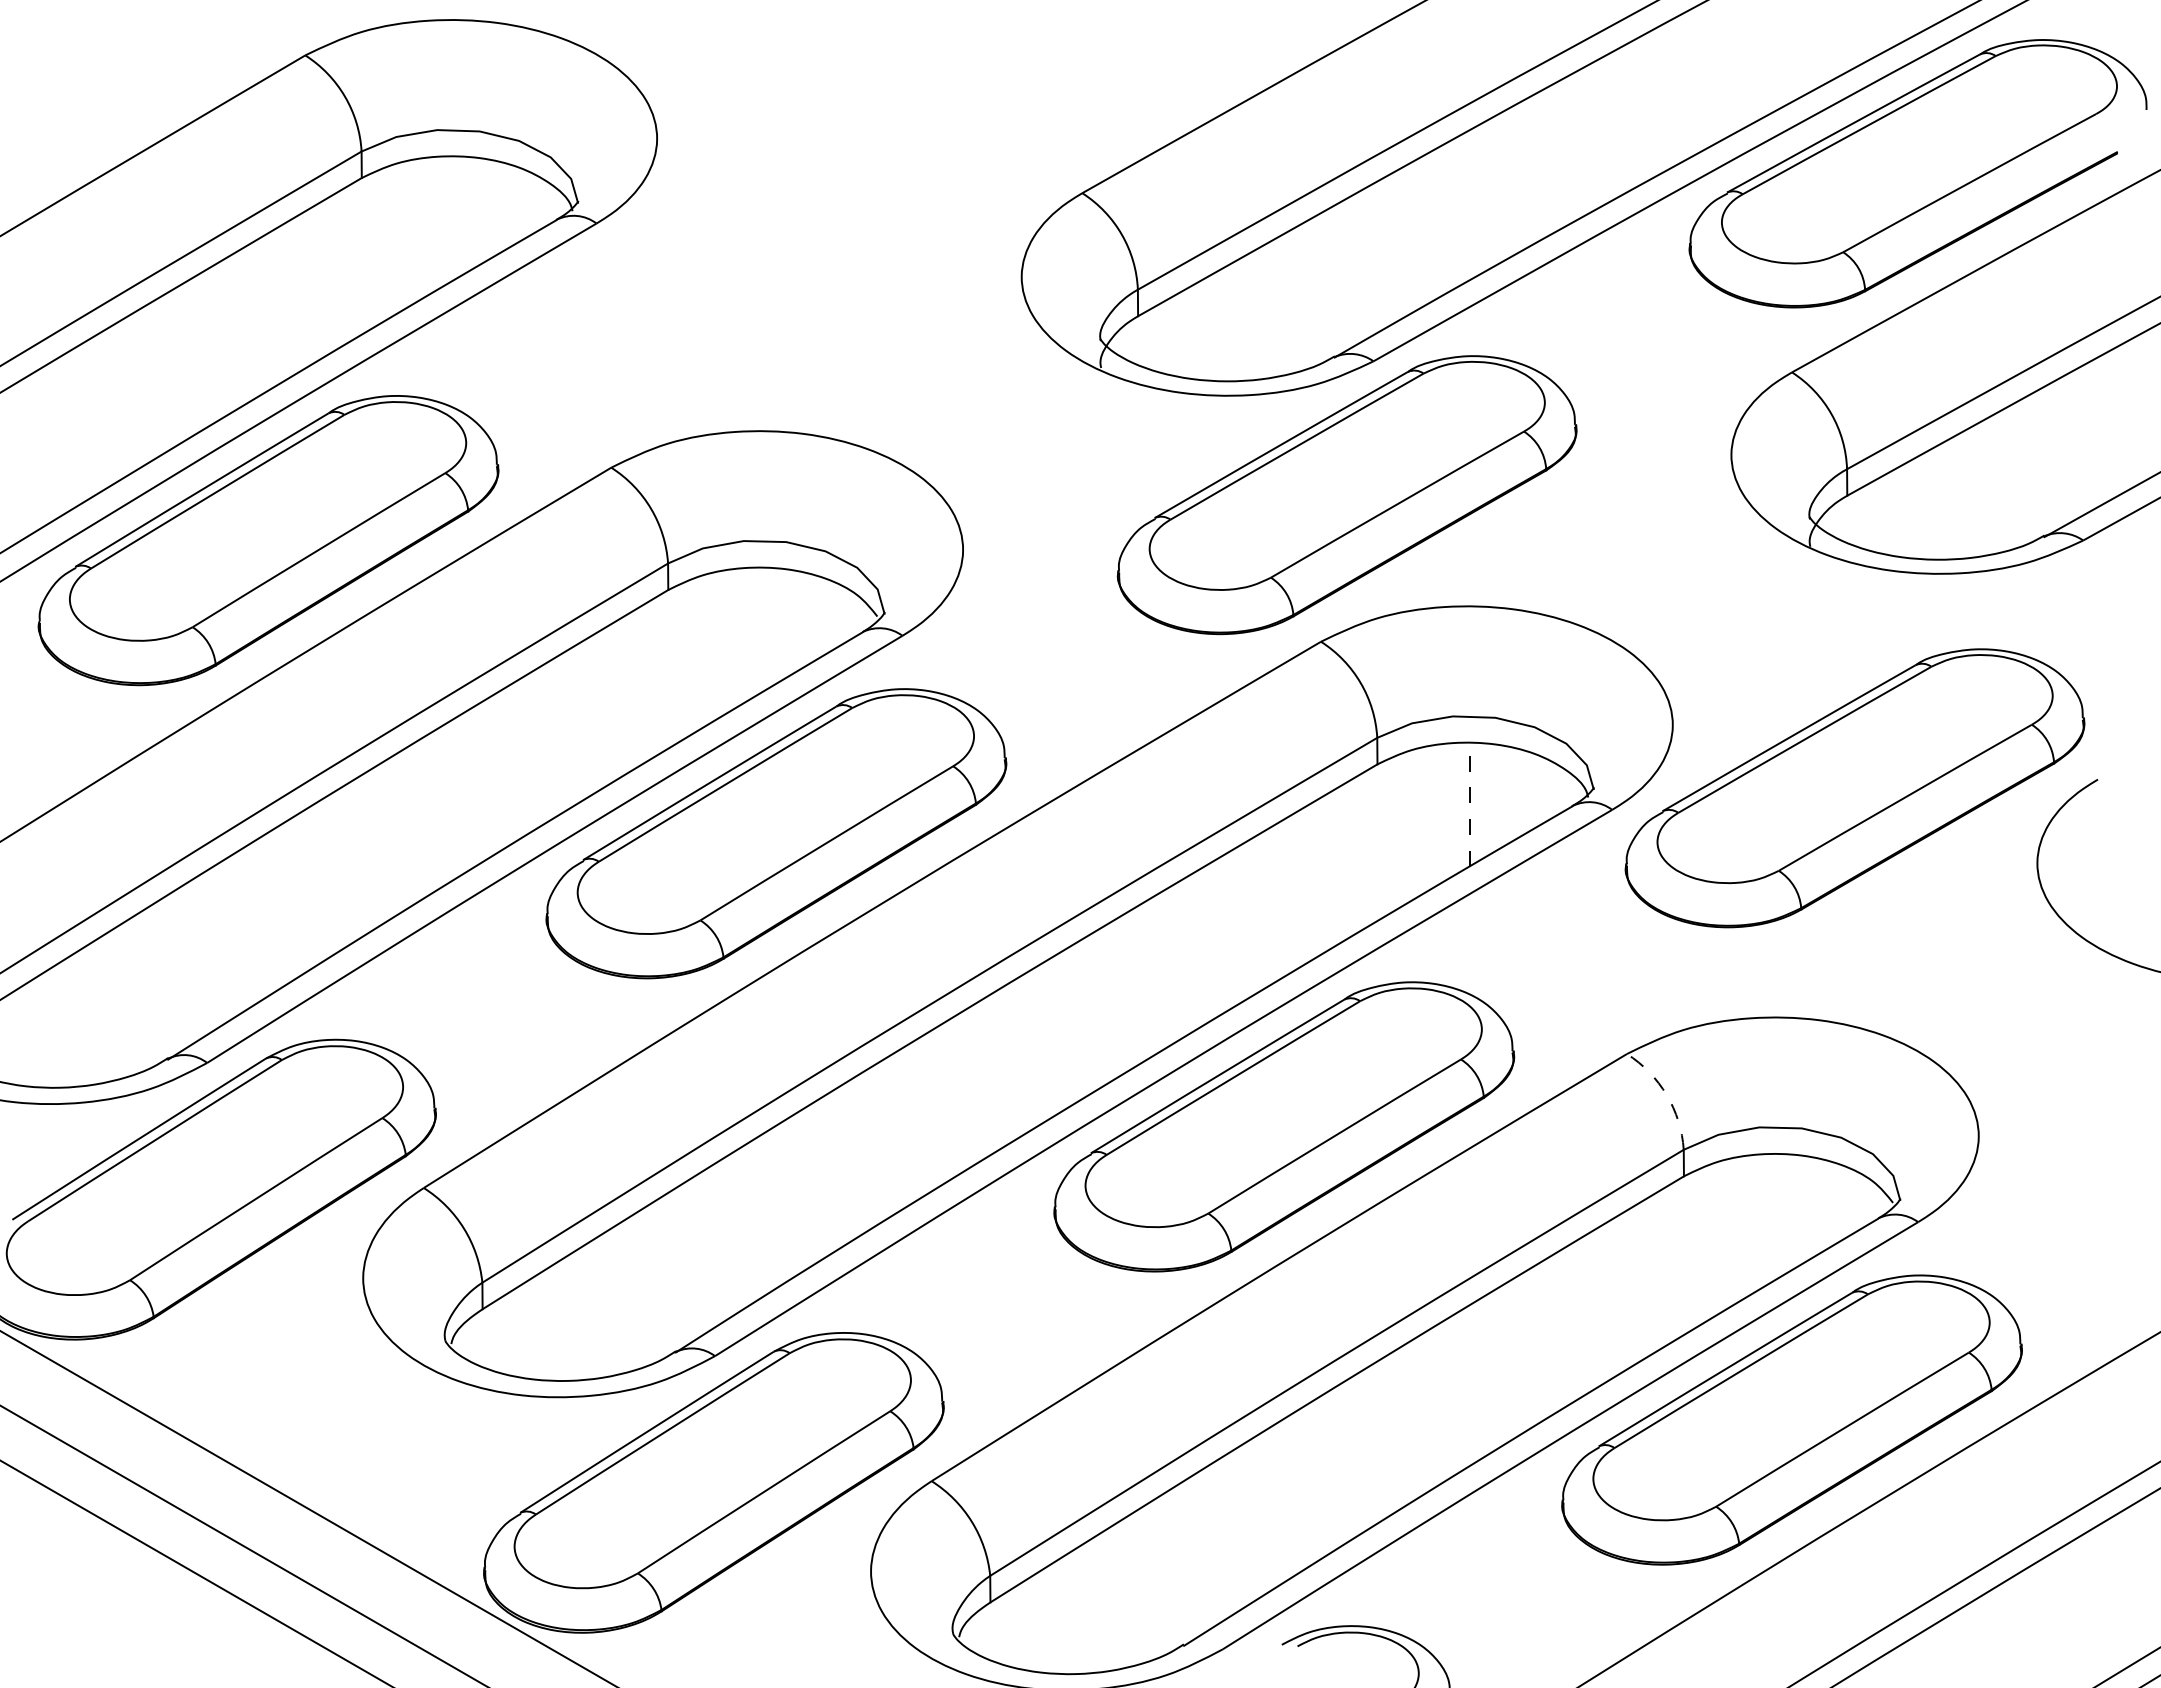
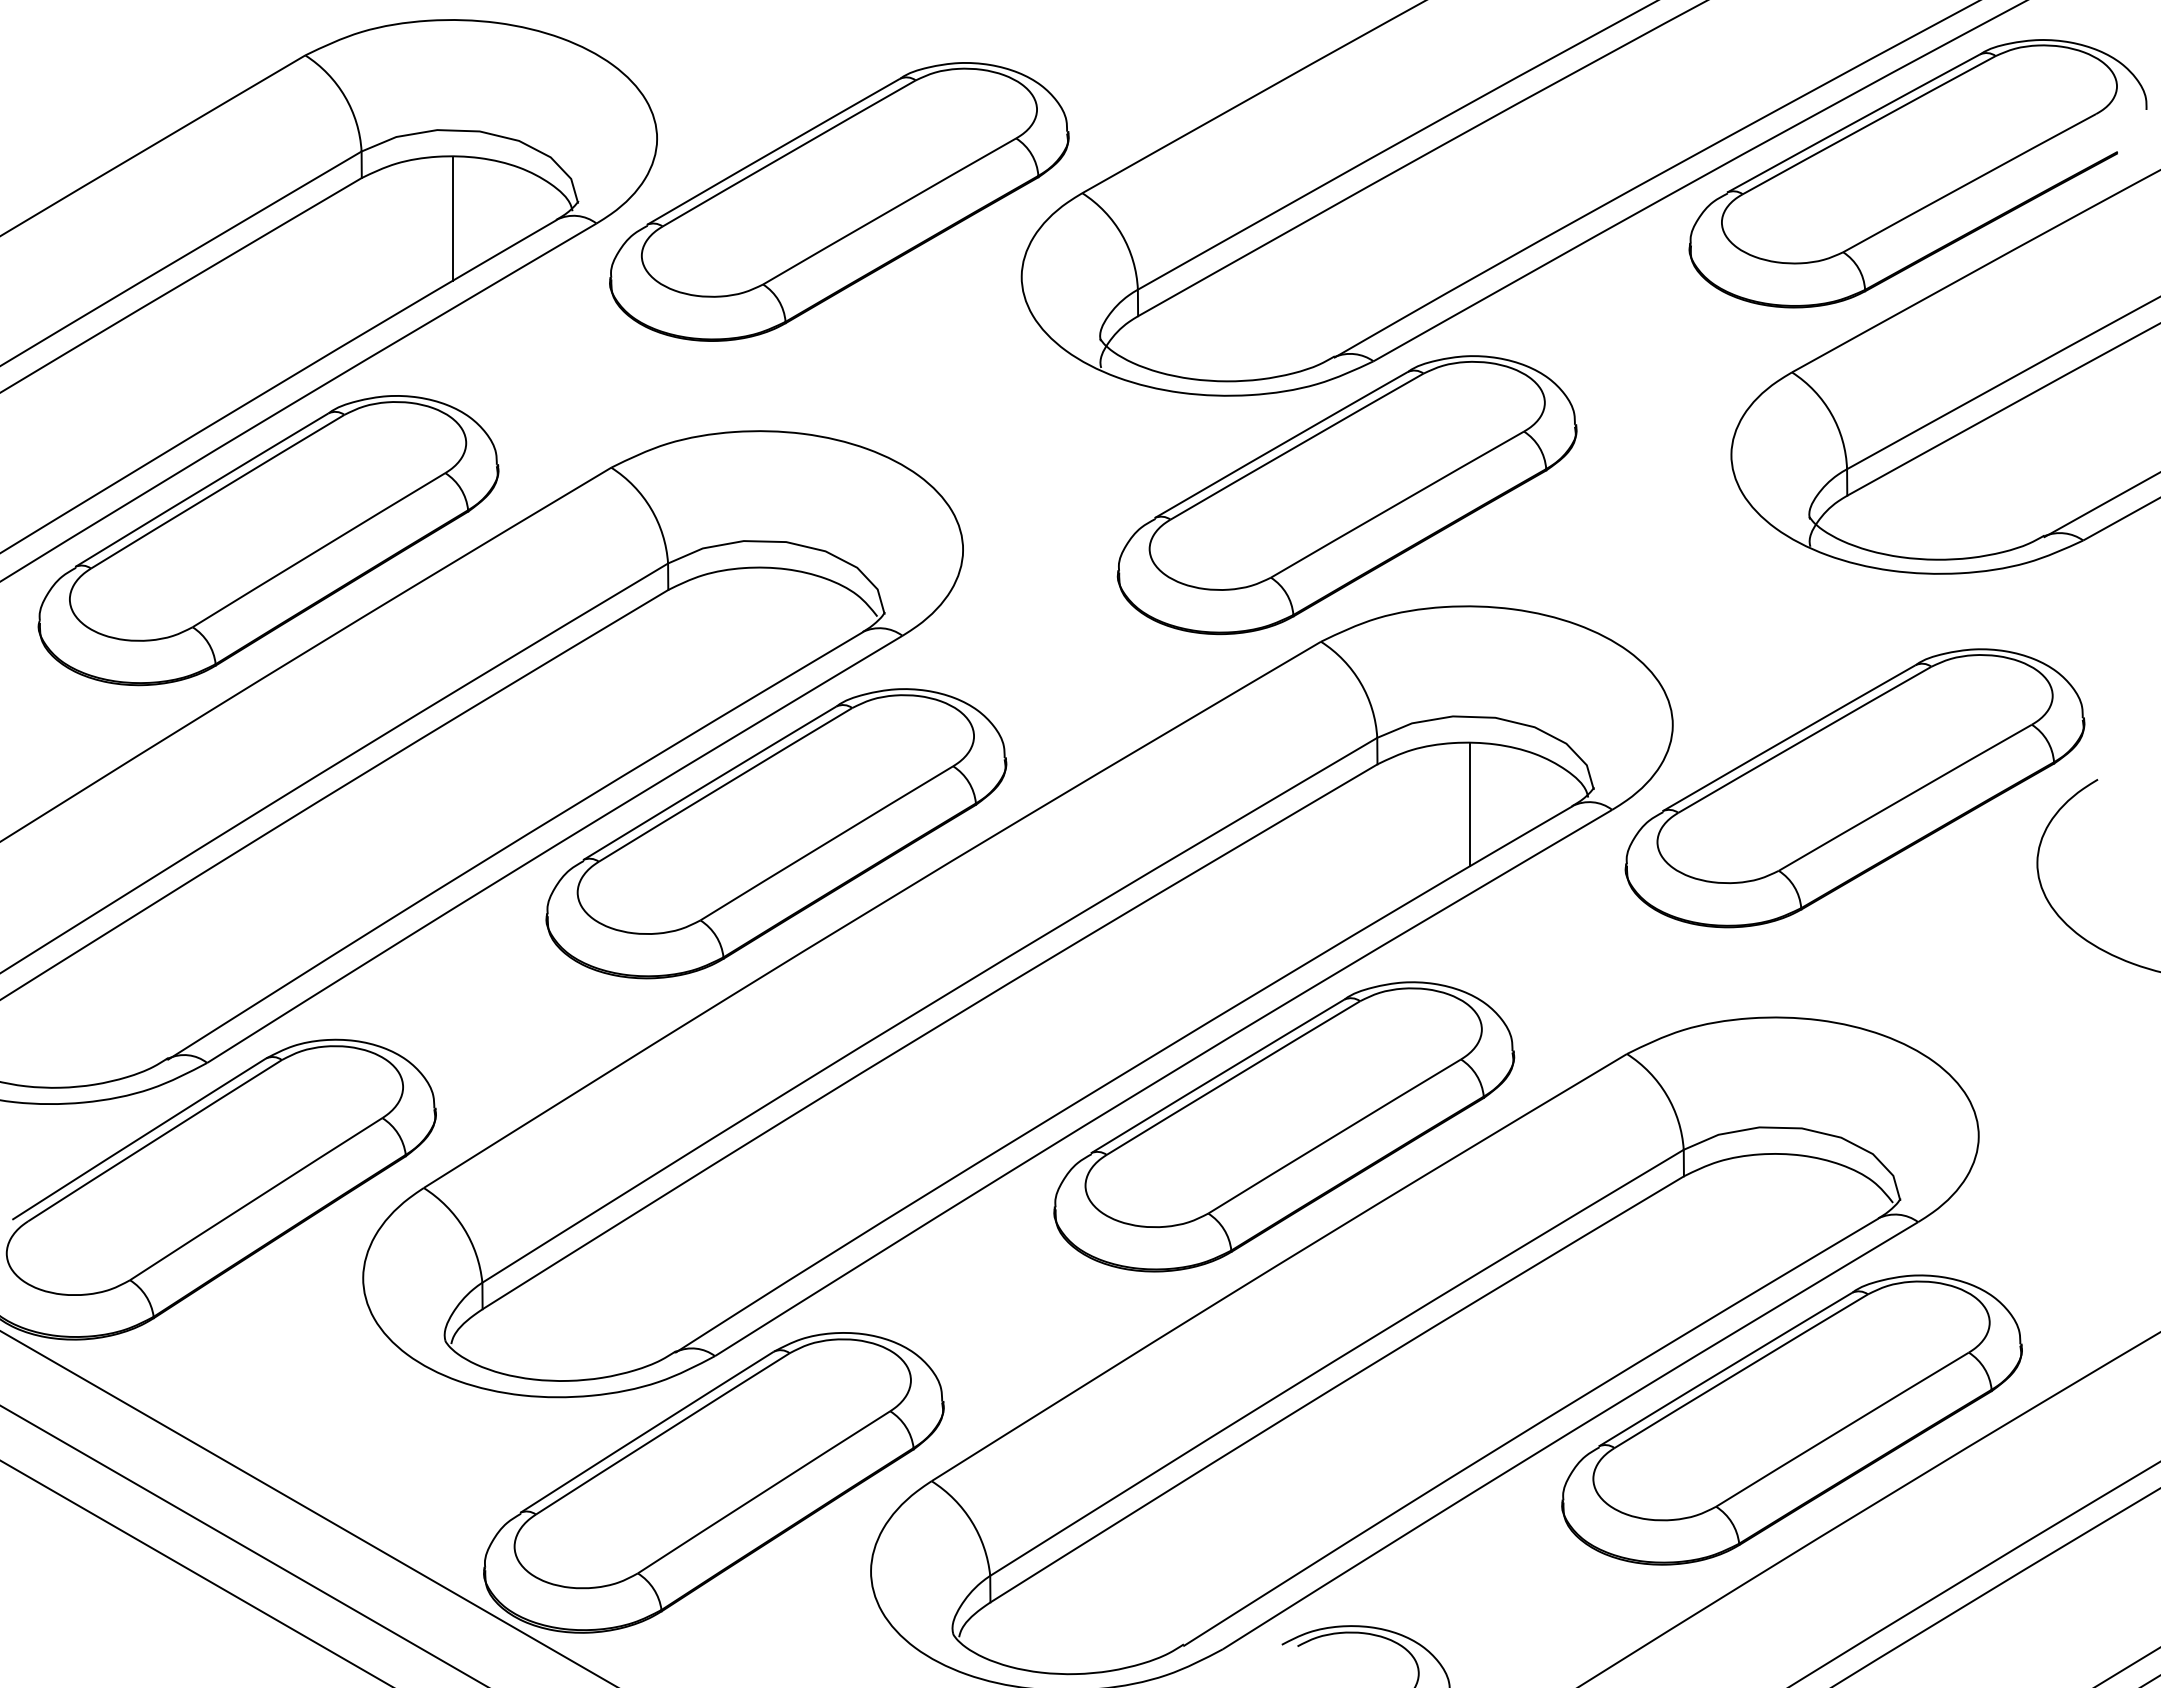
part: none -> present (839, 201)
line: none -> present (453, 218)
line: dashed -> solid (1470, 804)
arc: dashed -> solid (1666, 1095)
